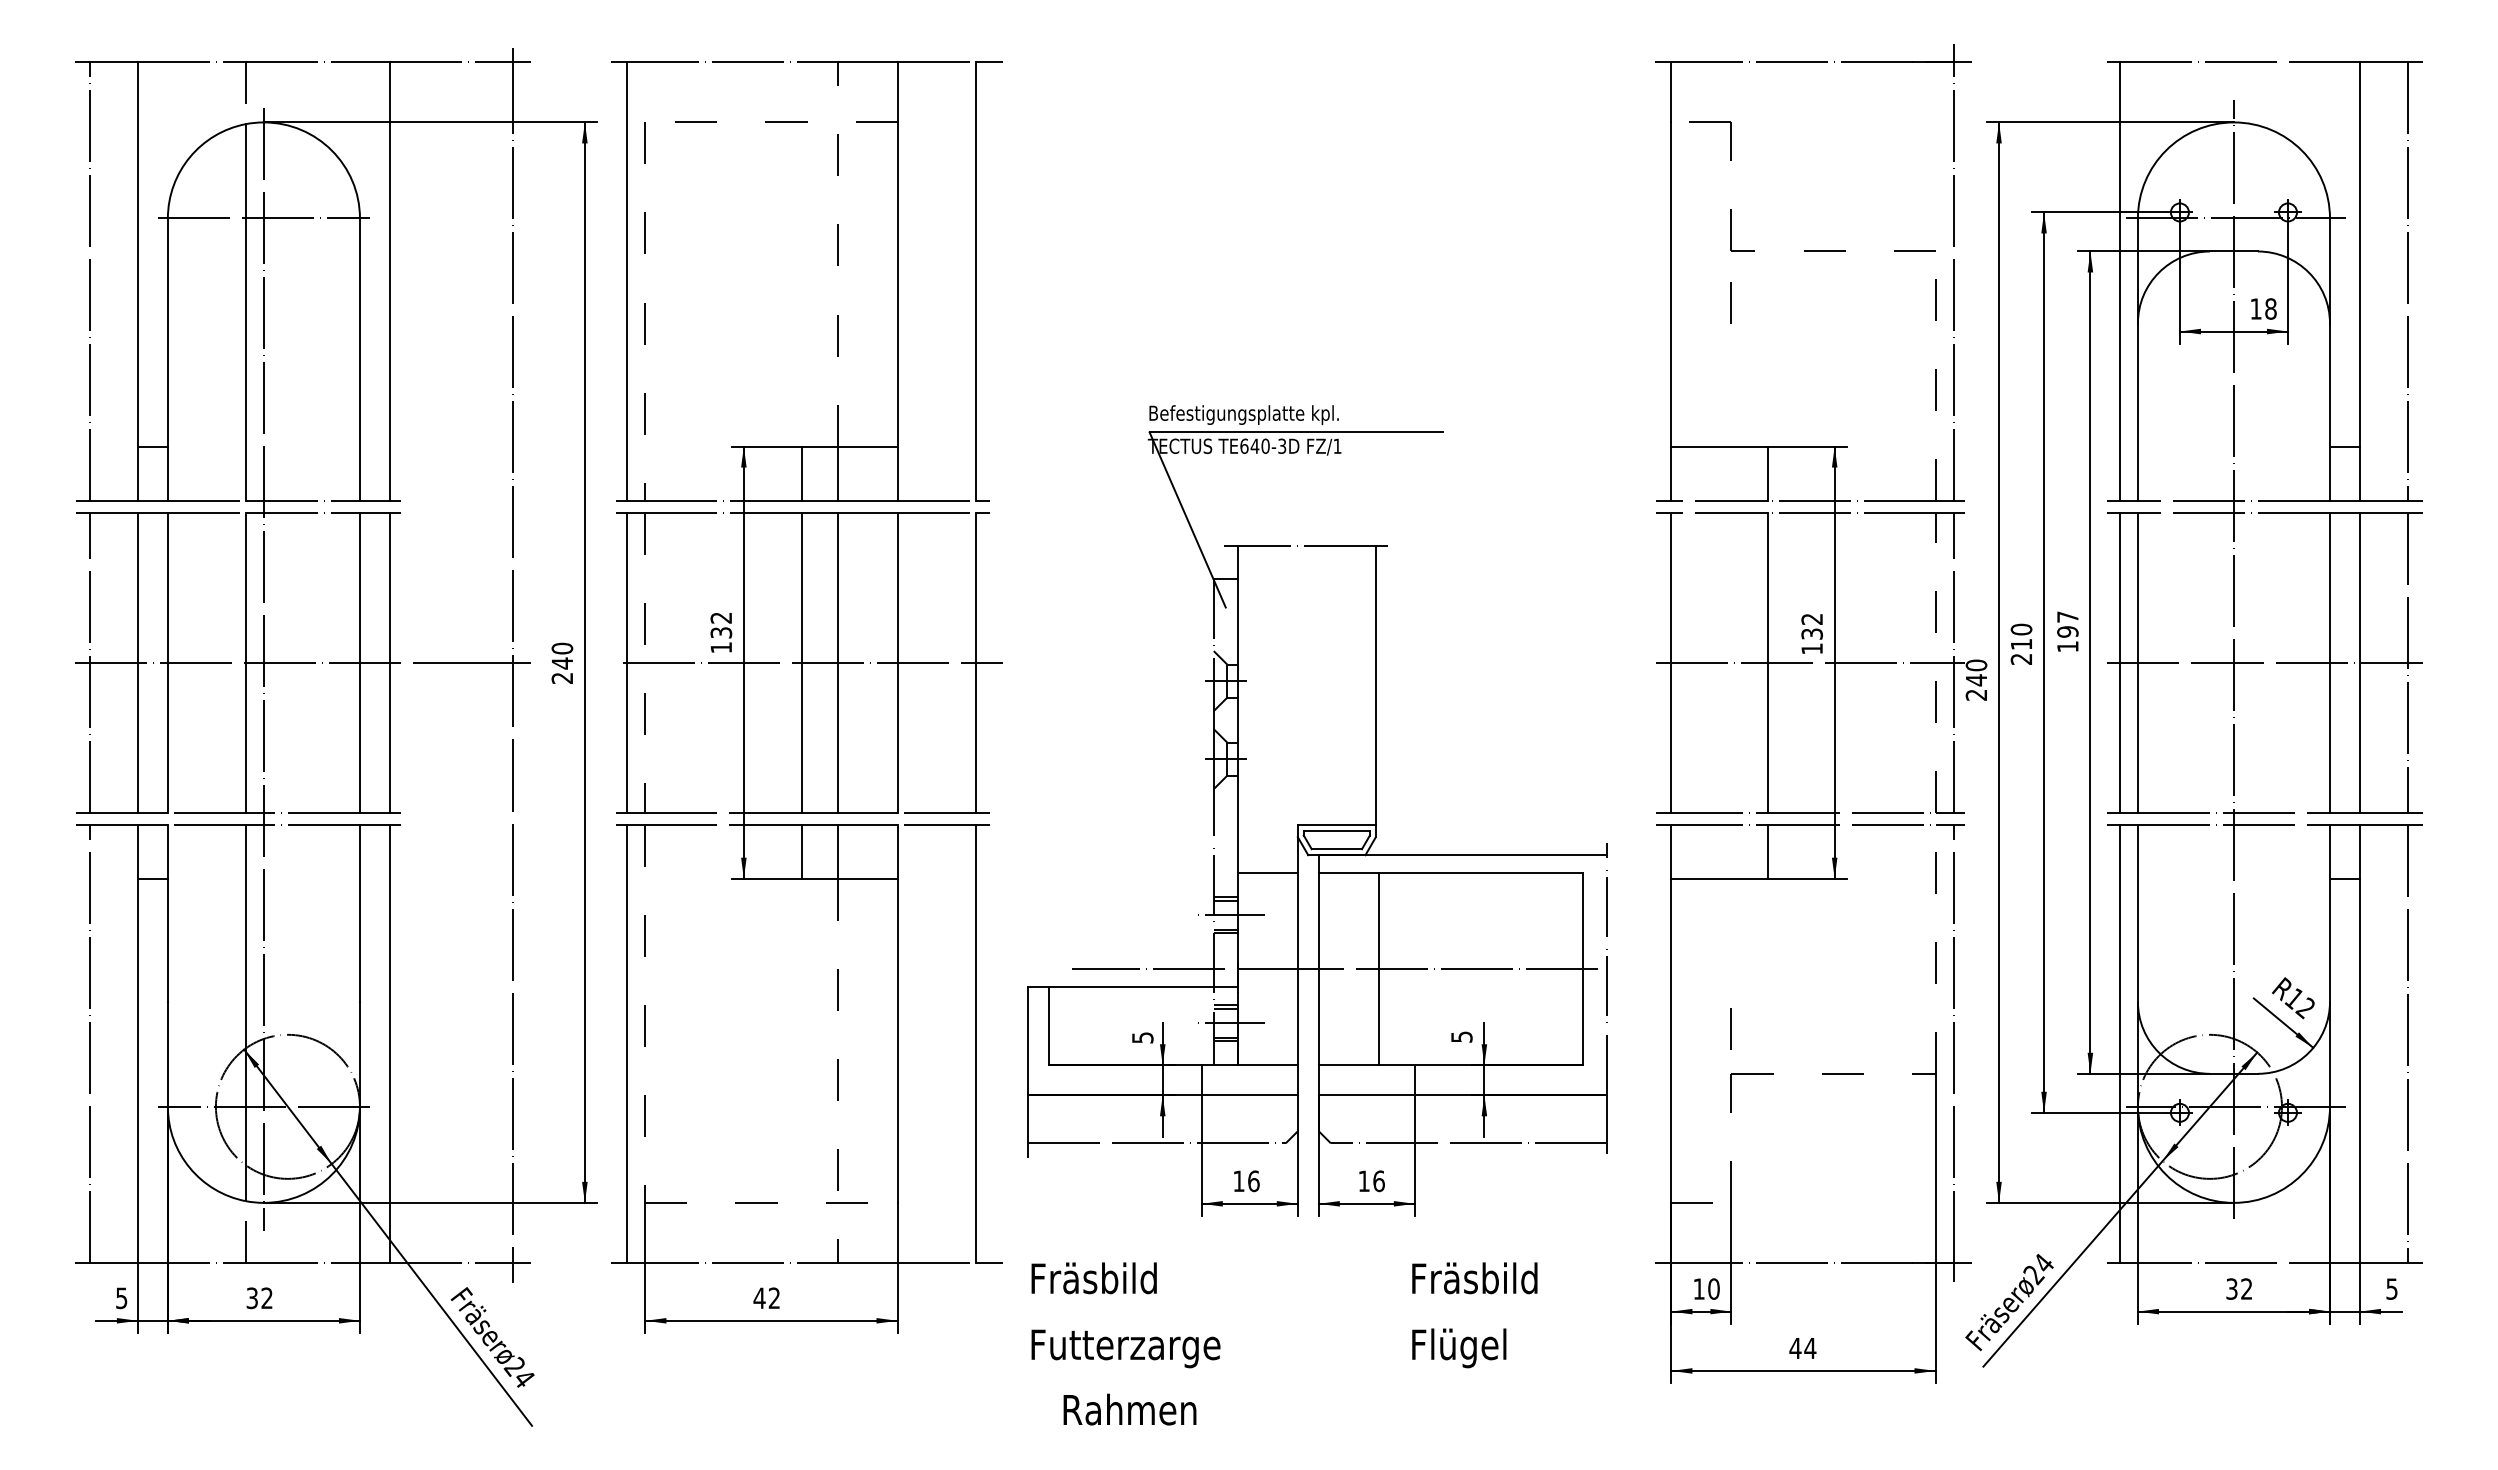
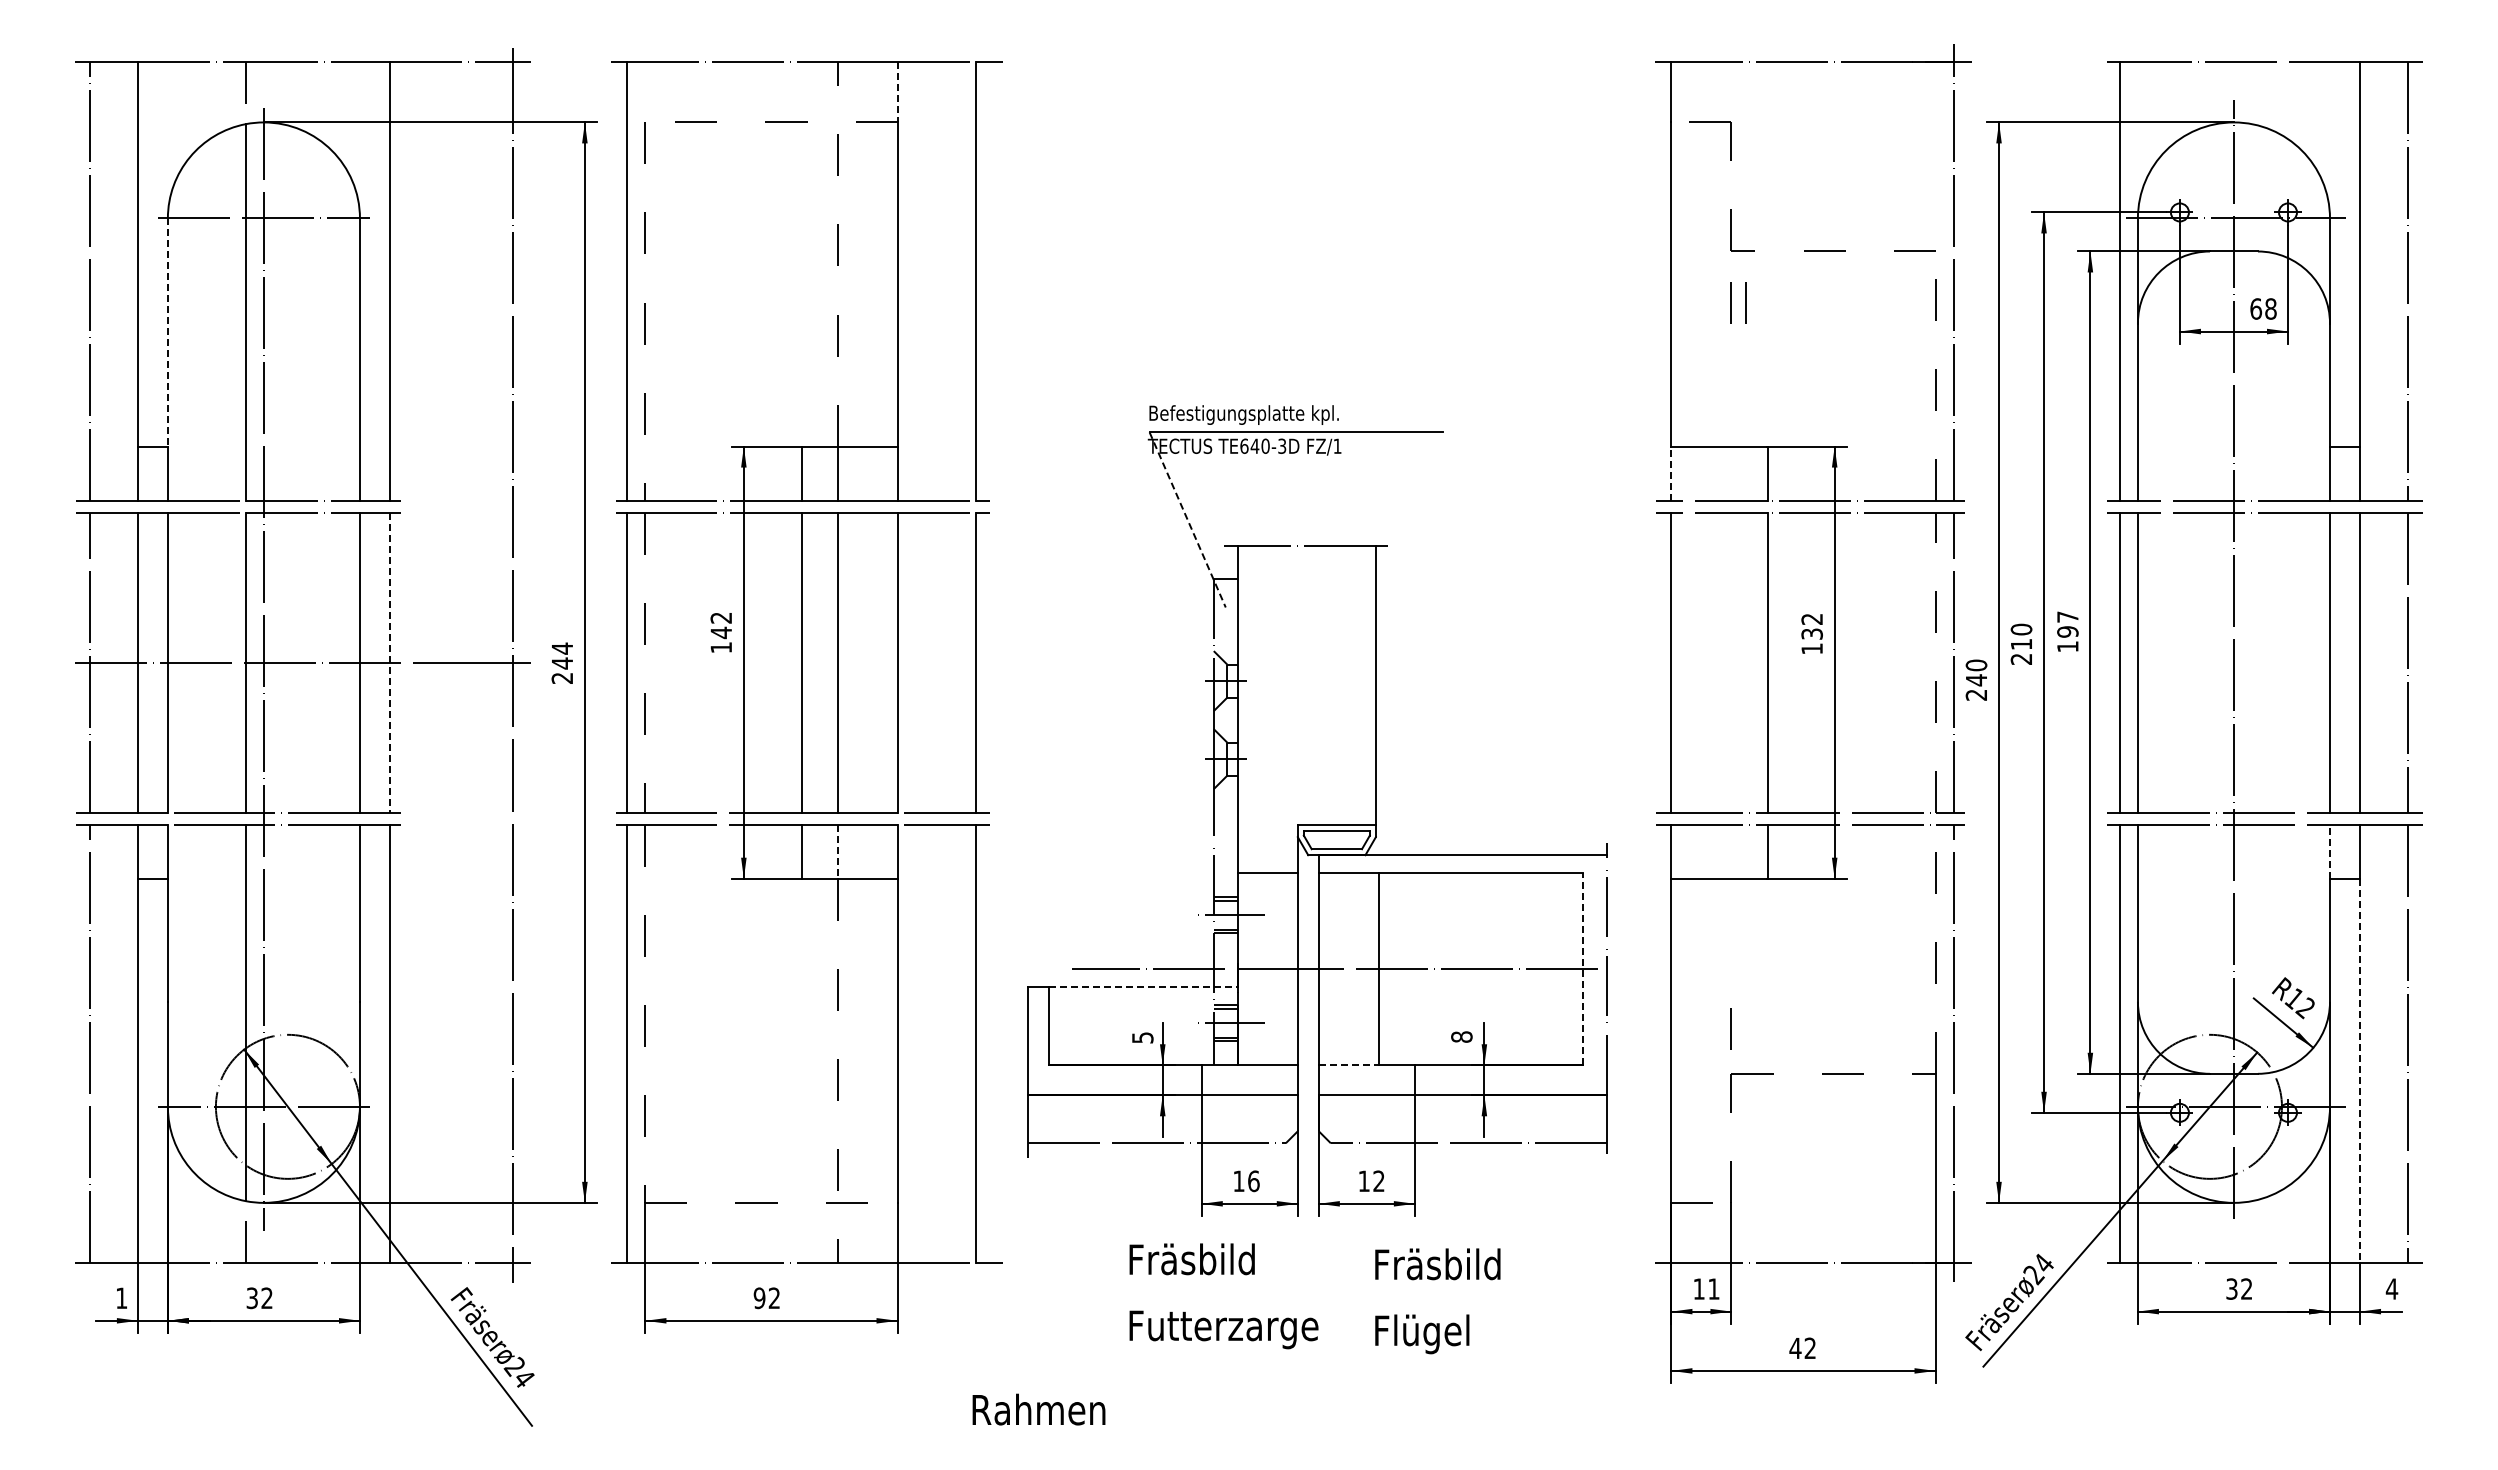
line: solid -> dashed (897, 92)
line: none -> present (1745, 302)
text: 18 -> 68 (2256, 308)
line: solid -> dashed (167, 333)
line: solid -> dashed (1671, 473)
line: solid -> dashed (1187, 520)
text: 132 -> 142 (721, 632)
text: 240 -> 244 (562, 648)
line: present -> none (812, 662)
line: present -> none (1810, 662)
line: present -> none (2264, 662)
line: solid -> dashed (389, 663)
line: solid -> dashed (2330, 851)
line: solid -> dashed (837, 852)
line: solid -> dashed (1582, 968)
line: solid -> dashed (1143, 987)
text: 5 -> 8 (1461, 1036)
line: solid -> dashed (1349, 1065)
line: solid -> dashed (2360, 1071)
text: 16 -> 12 (1378, 1181)
text: 10 -> 11 (1713, 1288)
text: 5 -> 4 (2391, 1288)
text: 5 -> 1 (121, 1298)
text: 42 -> 92 (759, 1298)
text position: (1125, 1315) -> (1223, 1296) (1223, 1296)
text position: (1474, 1315) -> (1437, 1301) (1437, 1301)
text: 44 -> 42 (1810, 1347)
text position: (1129, 1409) -> (1038, 1409) (1038, 1409)
